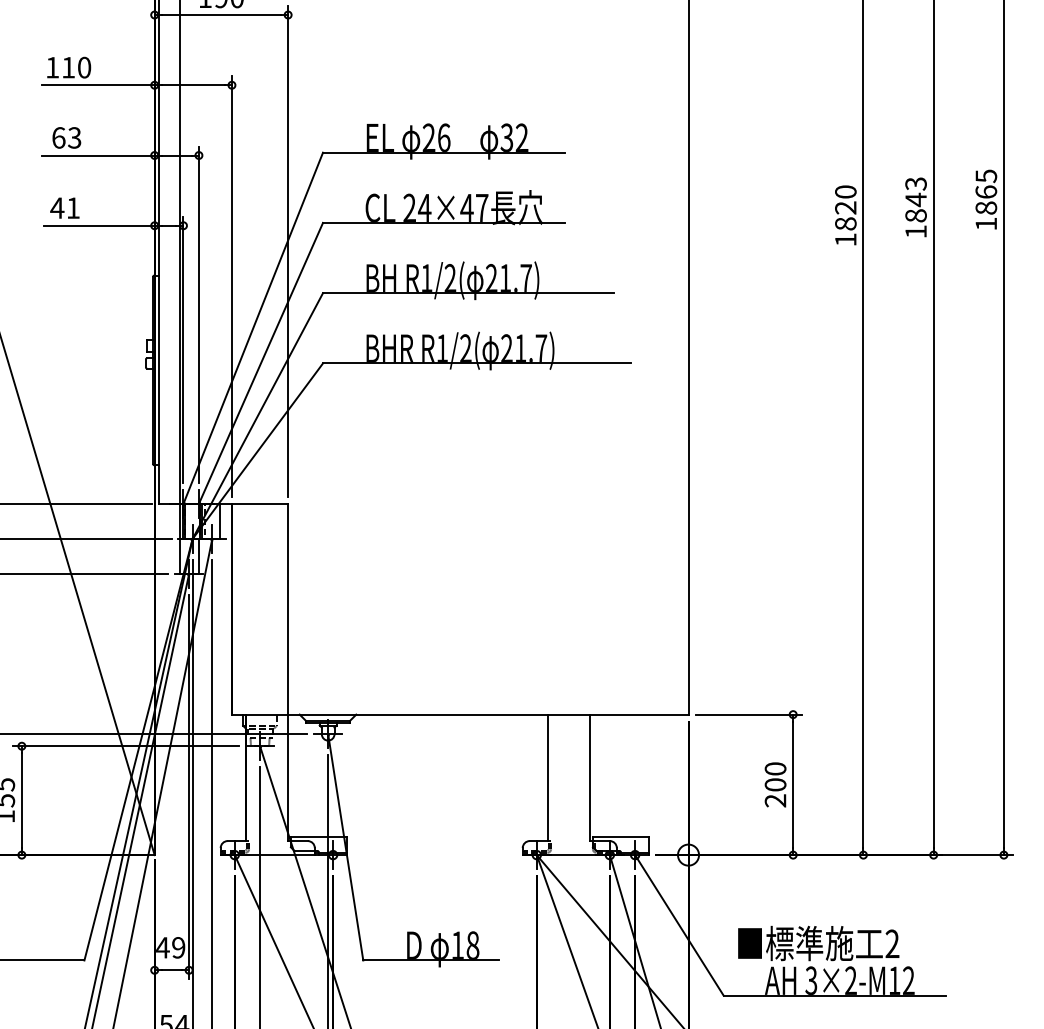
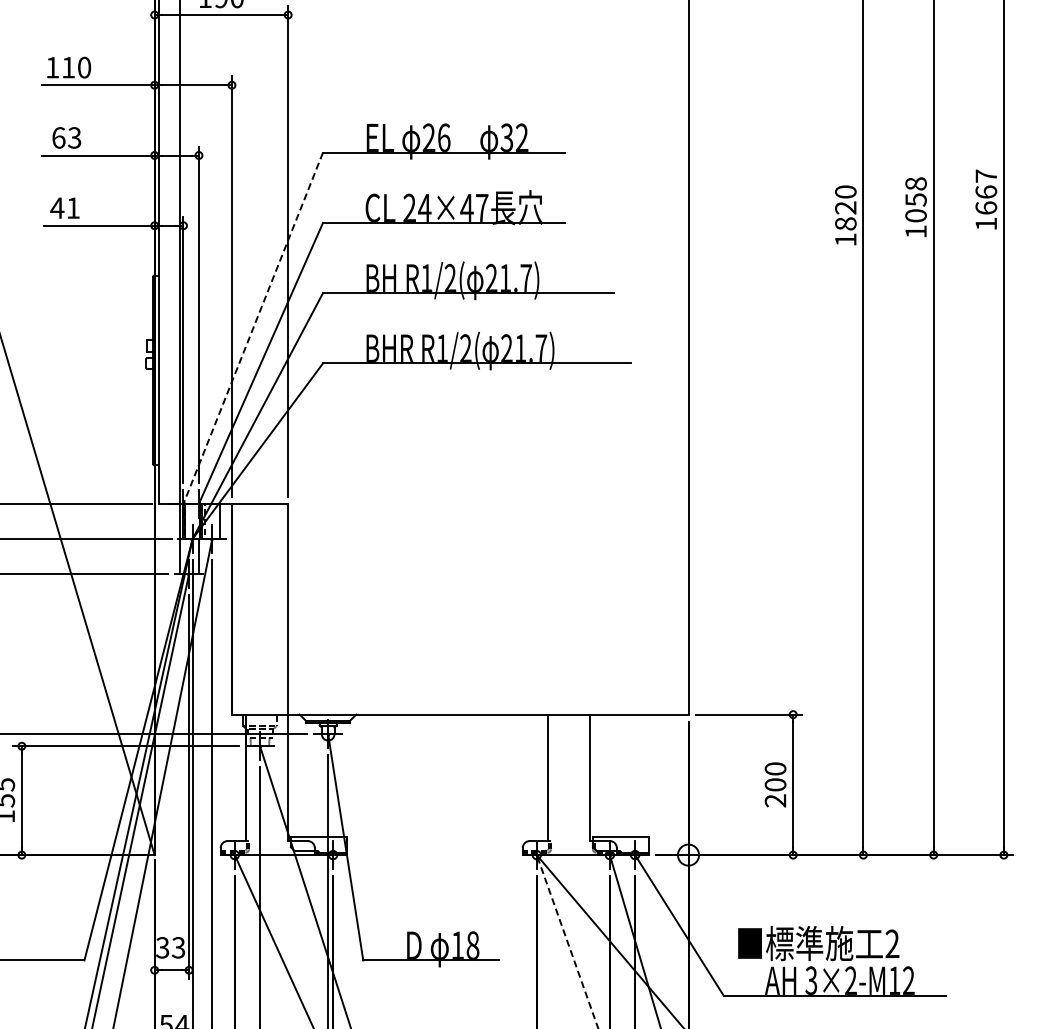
text: 1865 -> 1667 (986, 191)
text: 1843 -> 1058 (915, 199)
line: solid -> dashed (253, 328)
line: solid -> dashed (567, 941)
text: 49 -> 33 (170, 947)
